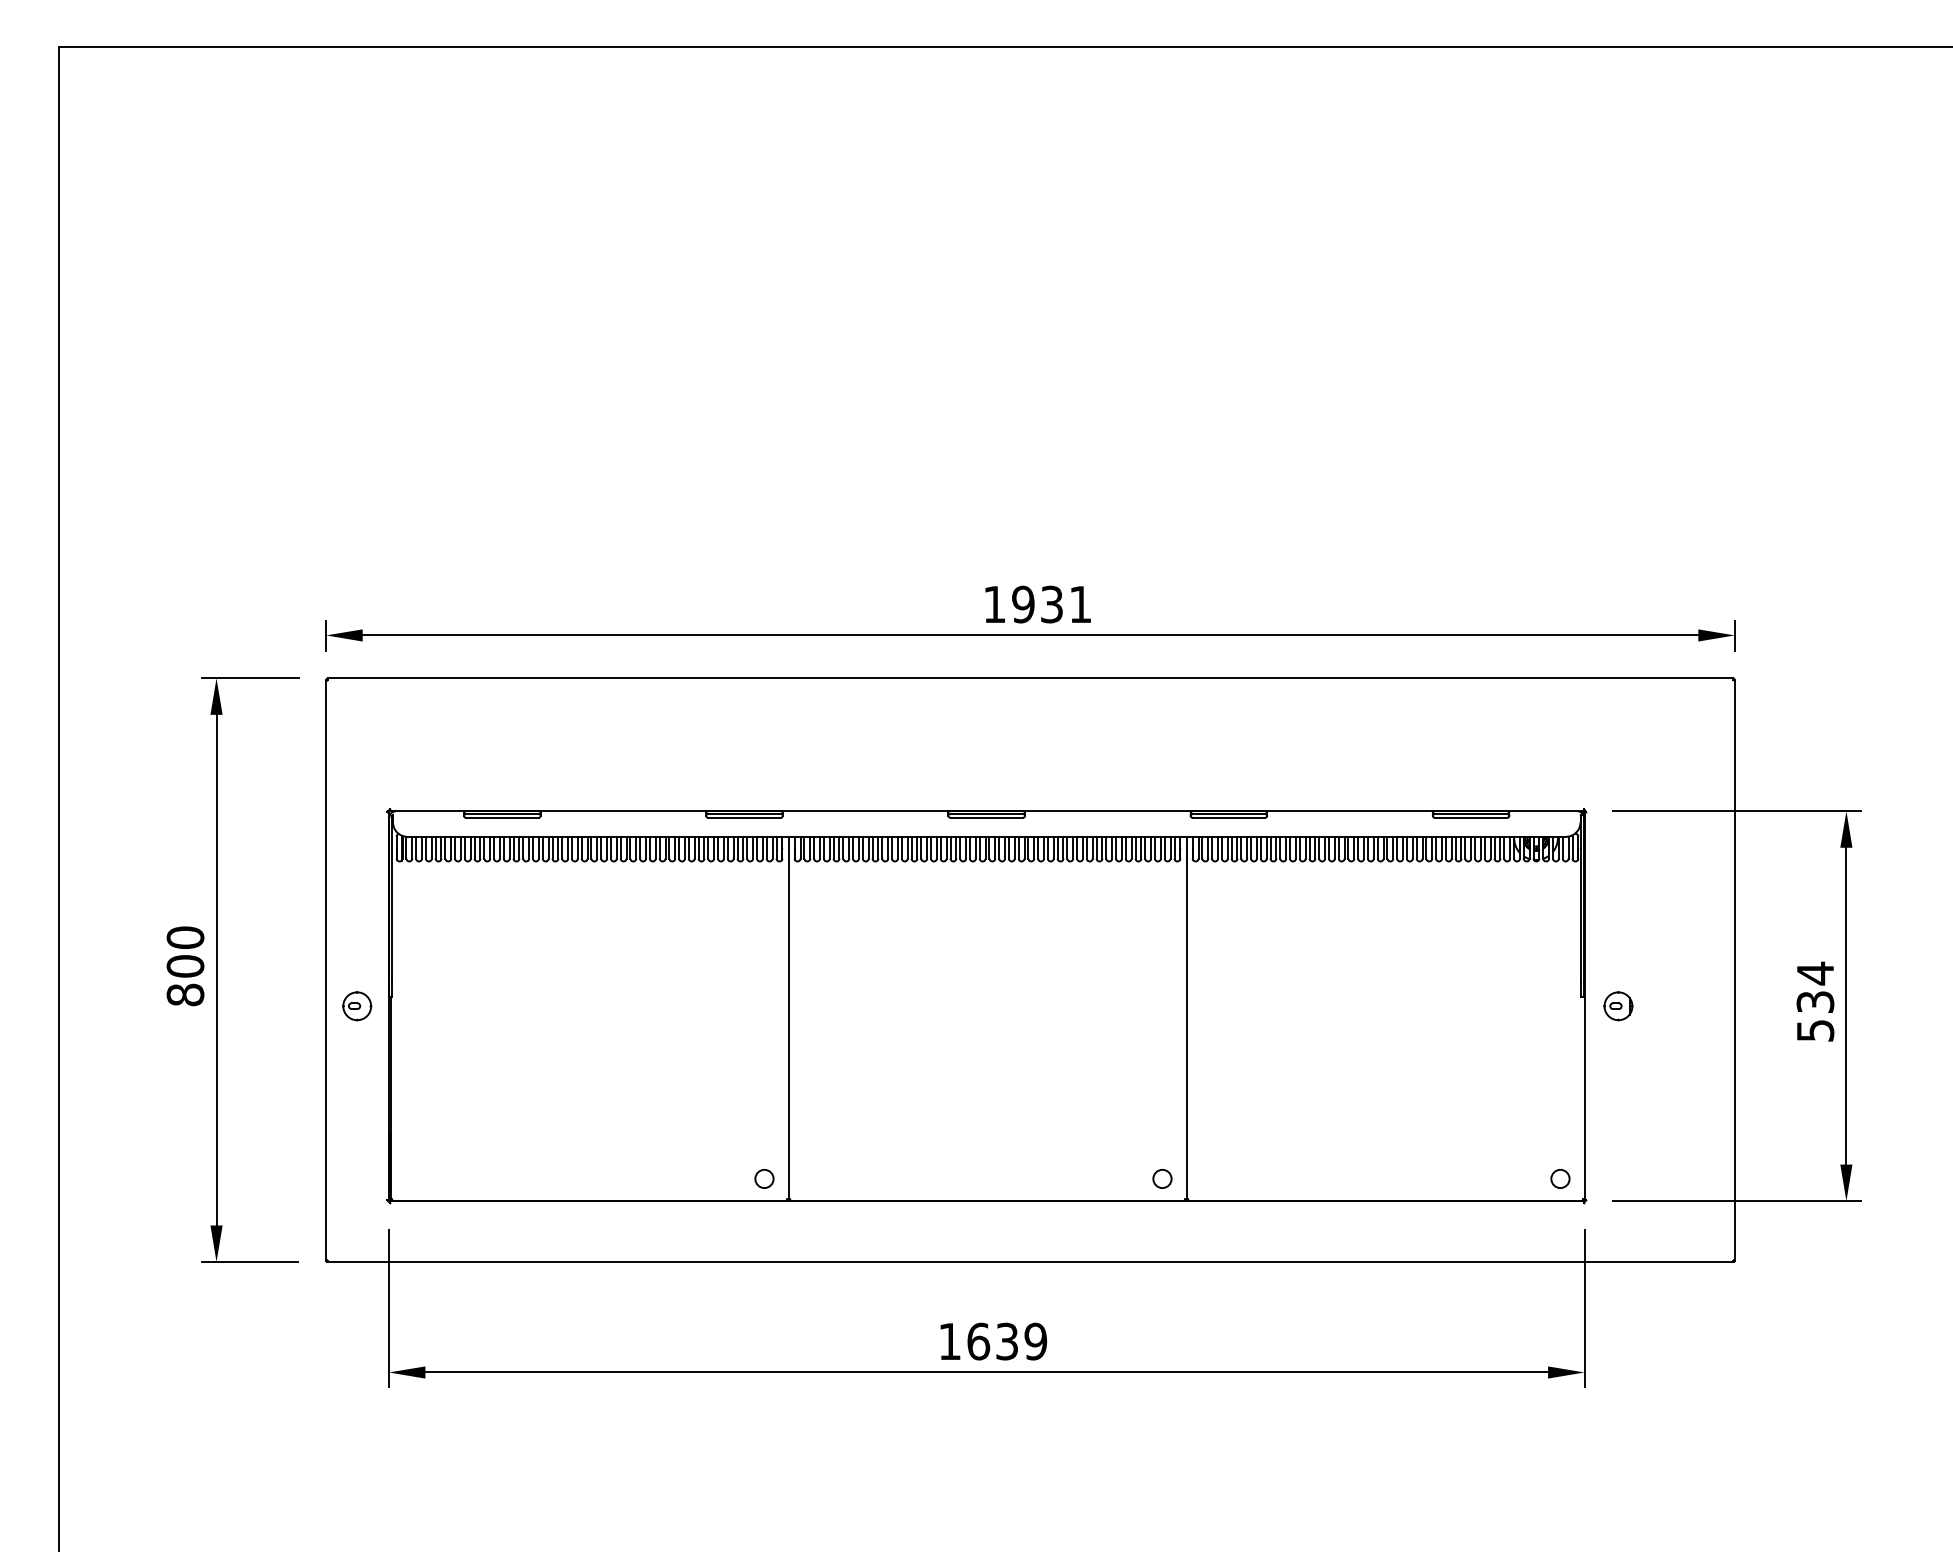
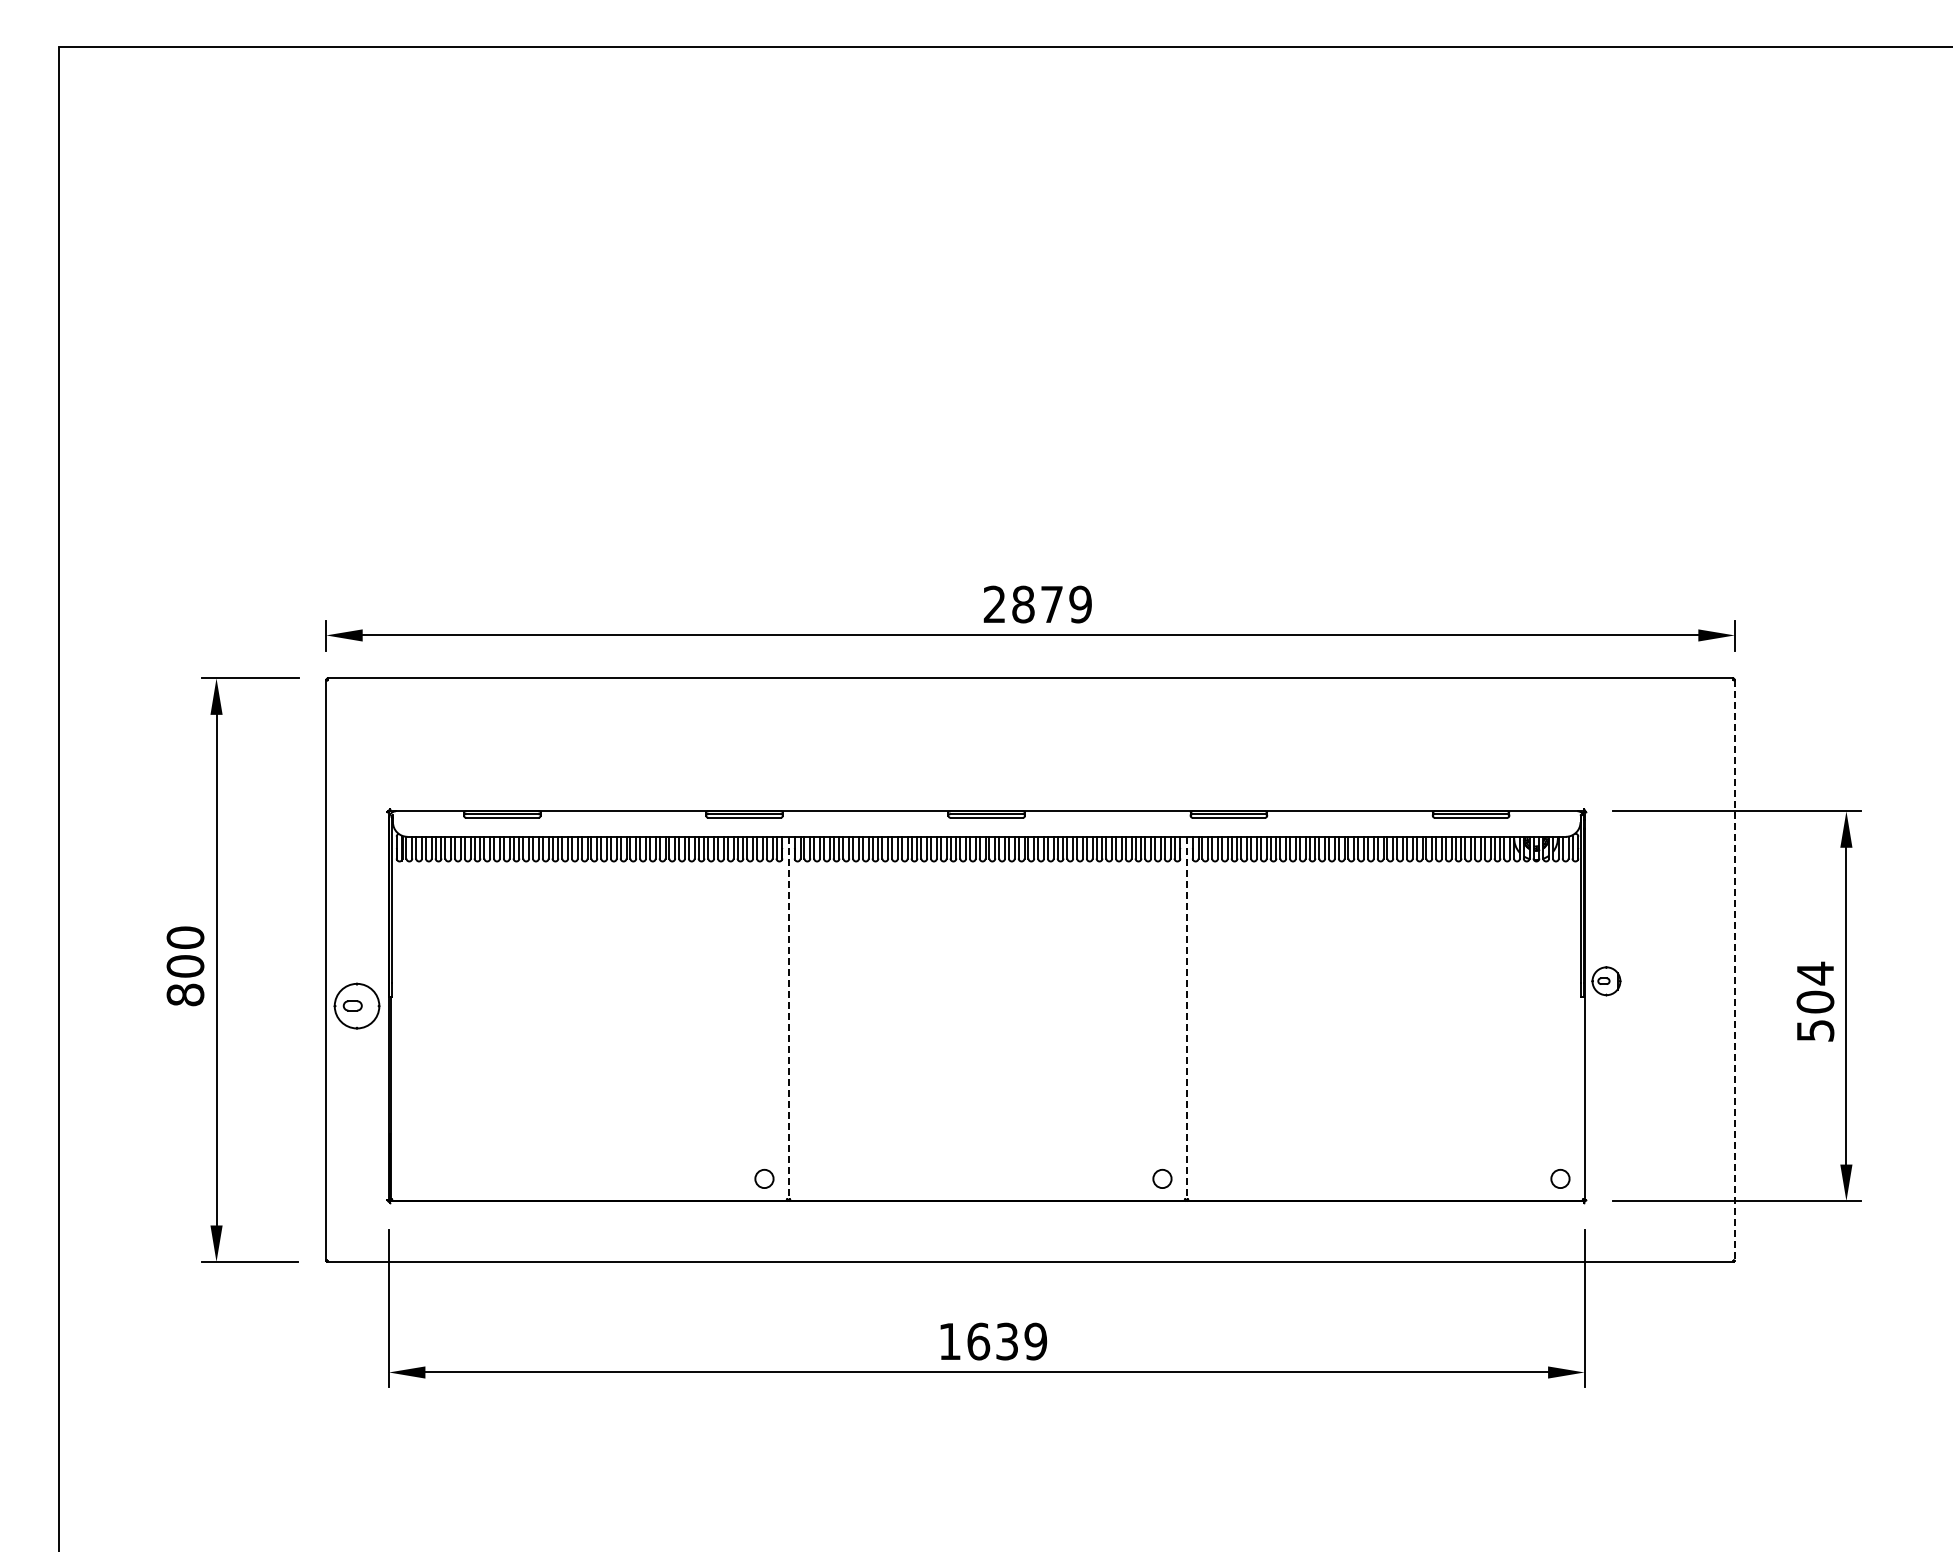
text: 1931 -> 2879 (1037, 604)
line: solid -> dashed (1734, 971)
text: 534 -> 504 (1815, 1001)
part size: 31x31 px -> 48x48 px (356, 1005)
part position: (1618, 1006) -> (1606, 981) (1606, 981)
line: solid -> dashed (788, 1018)
line: solid -> dashed (1186, 1018)
